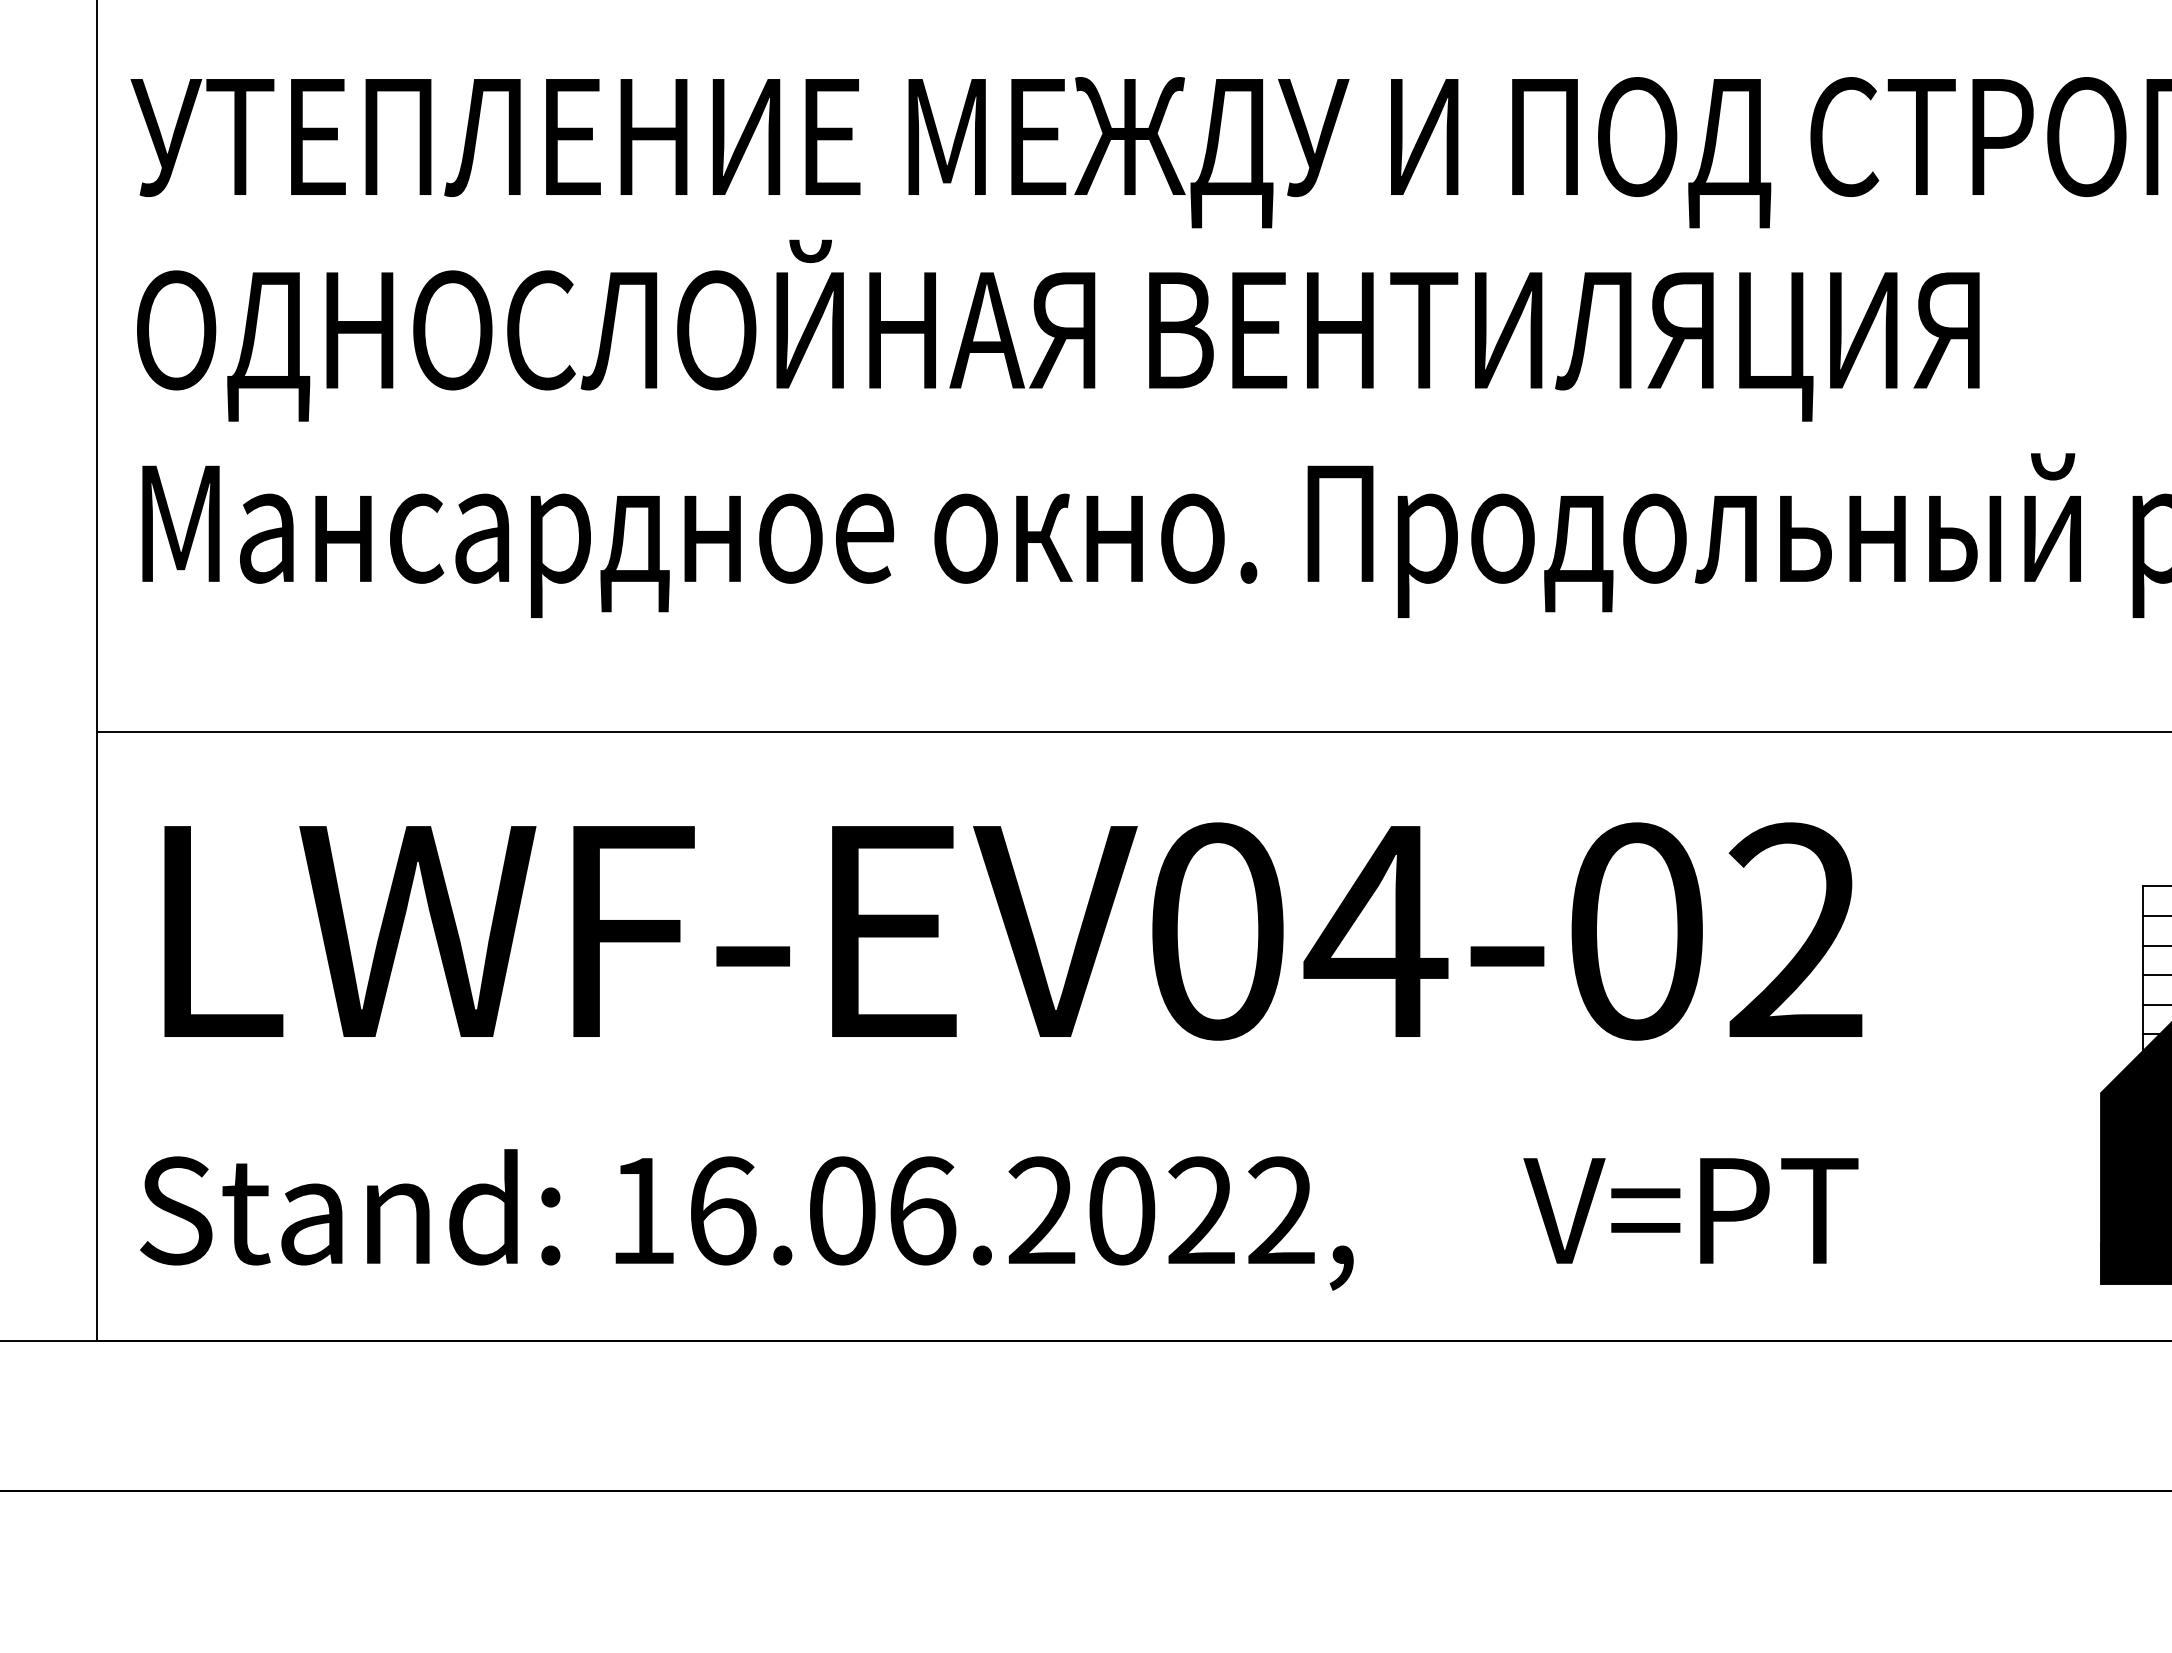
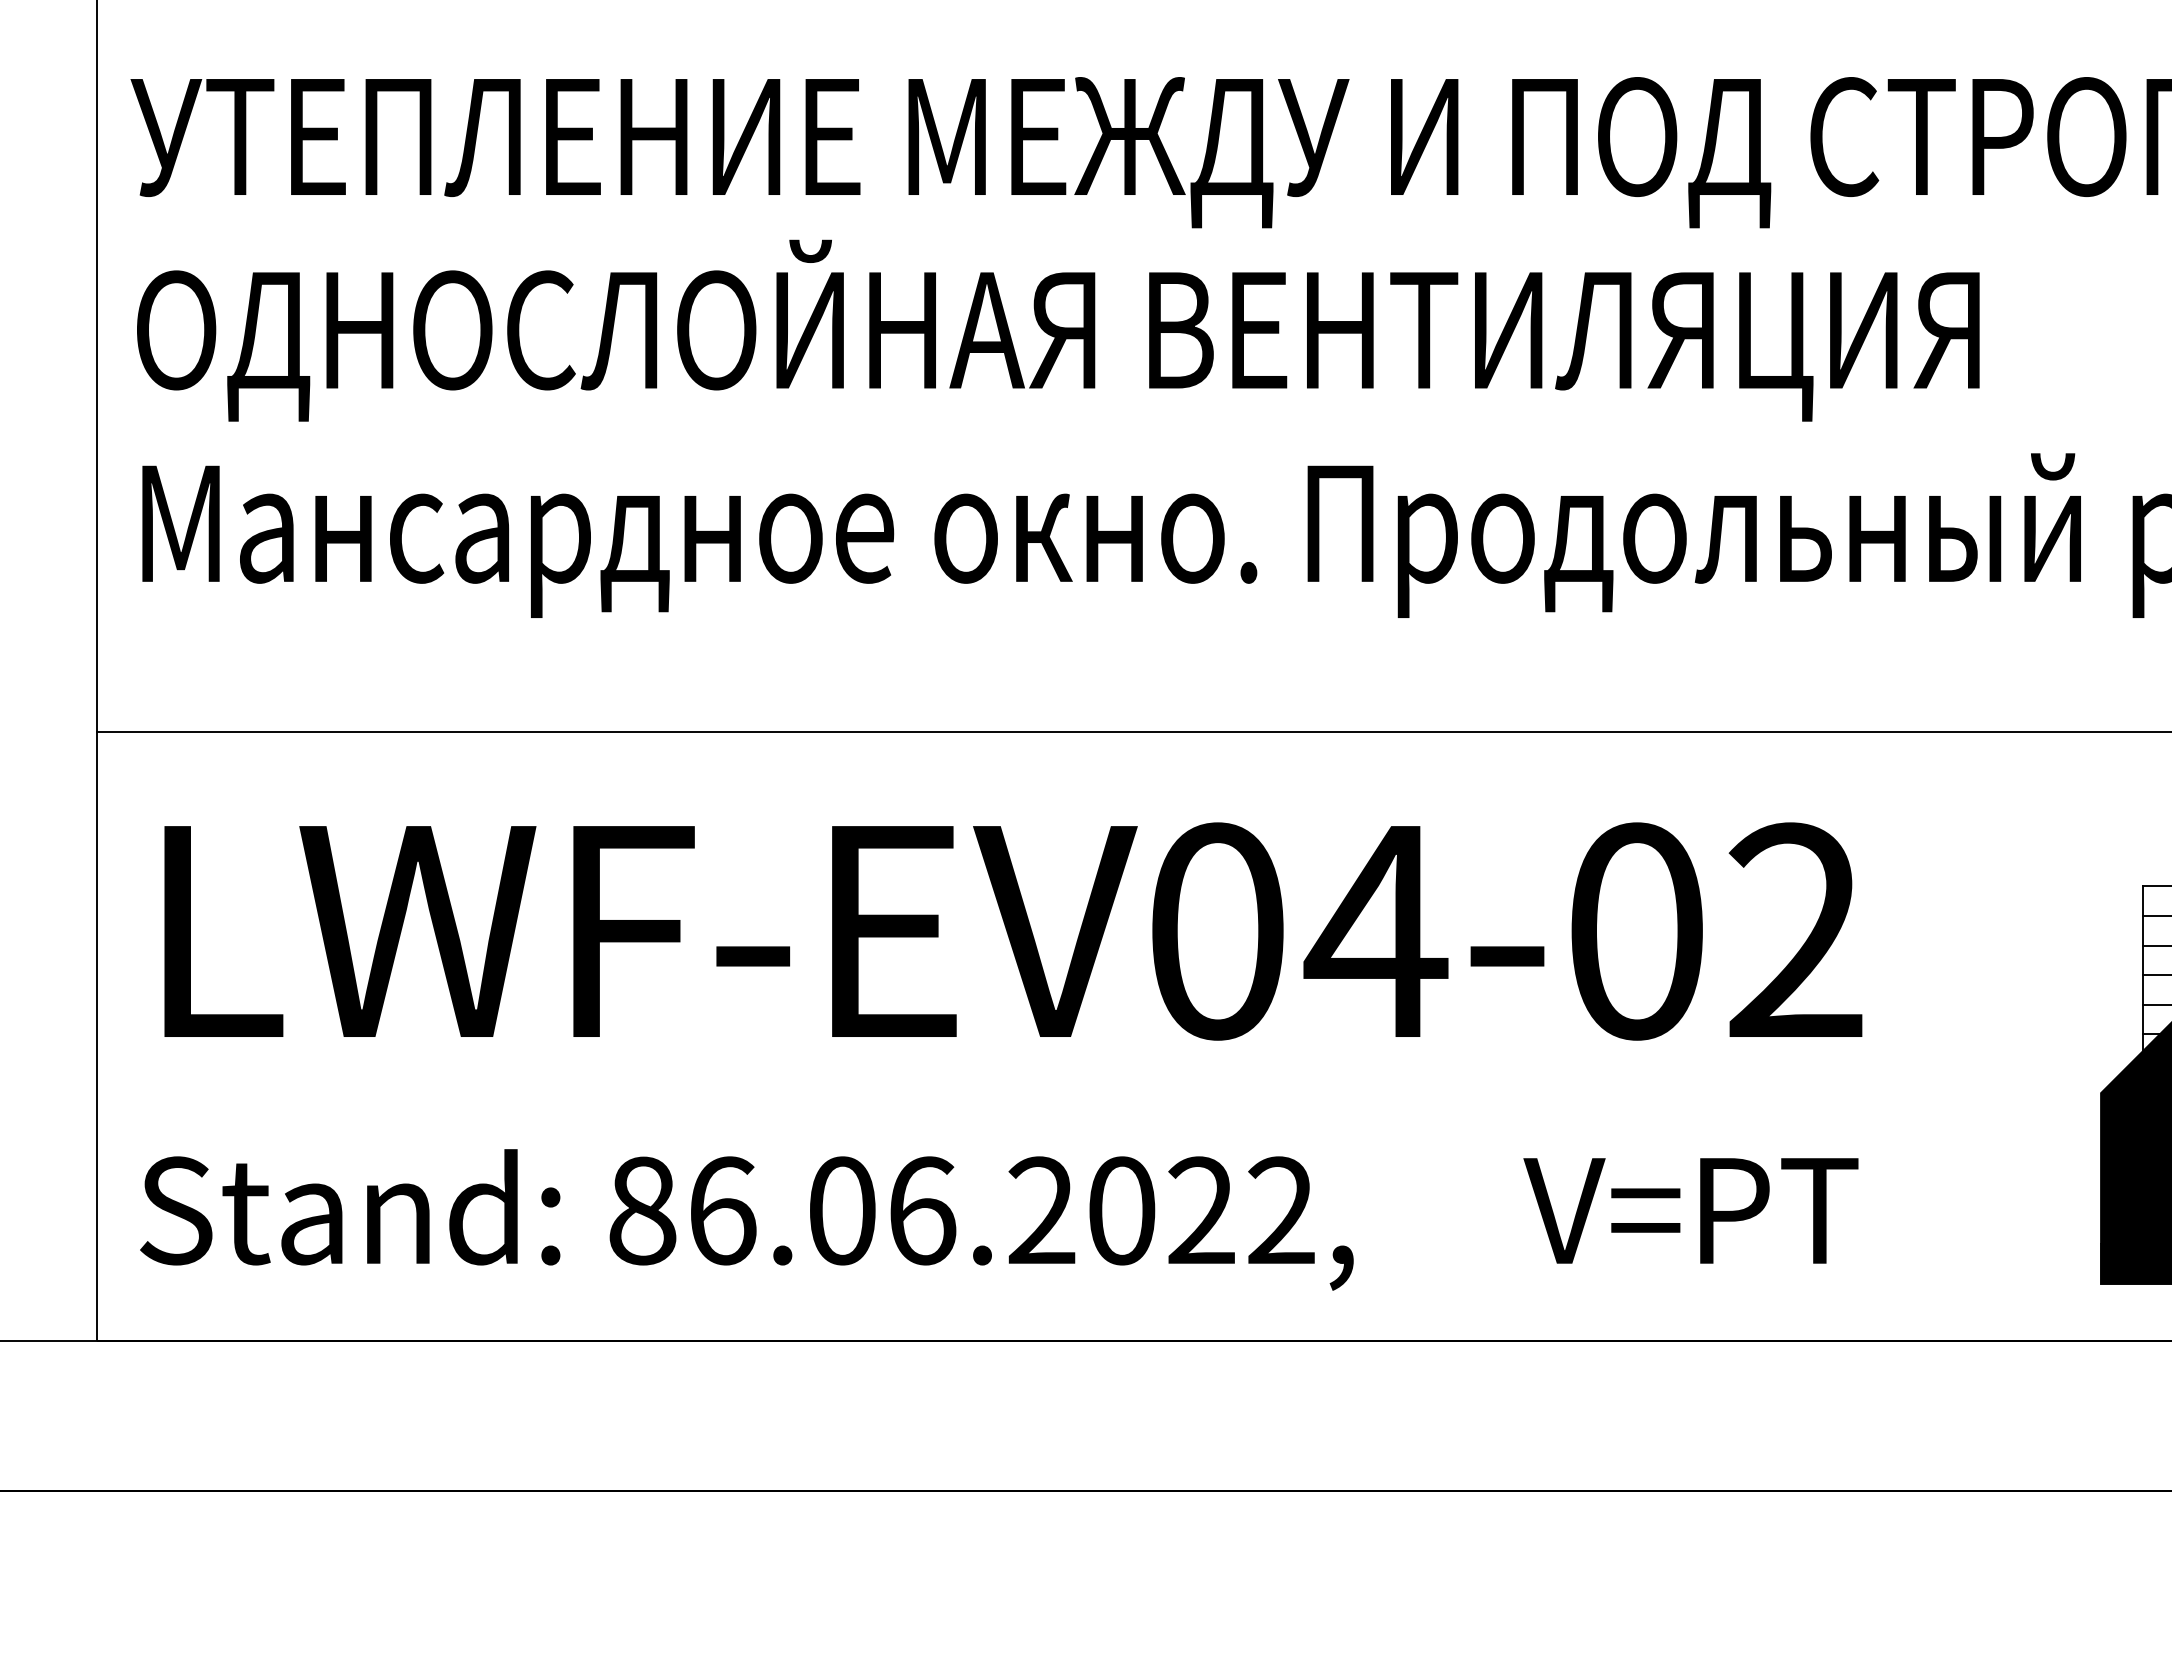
text: 16.06.2022, -> 86.06.2022, (642, 1210)
